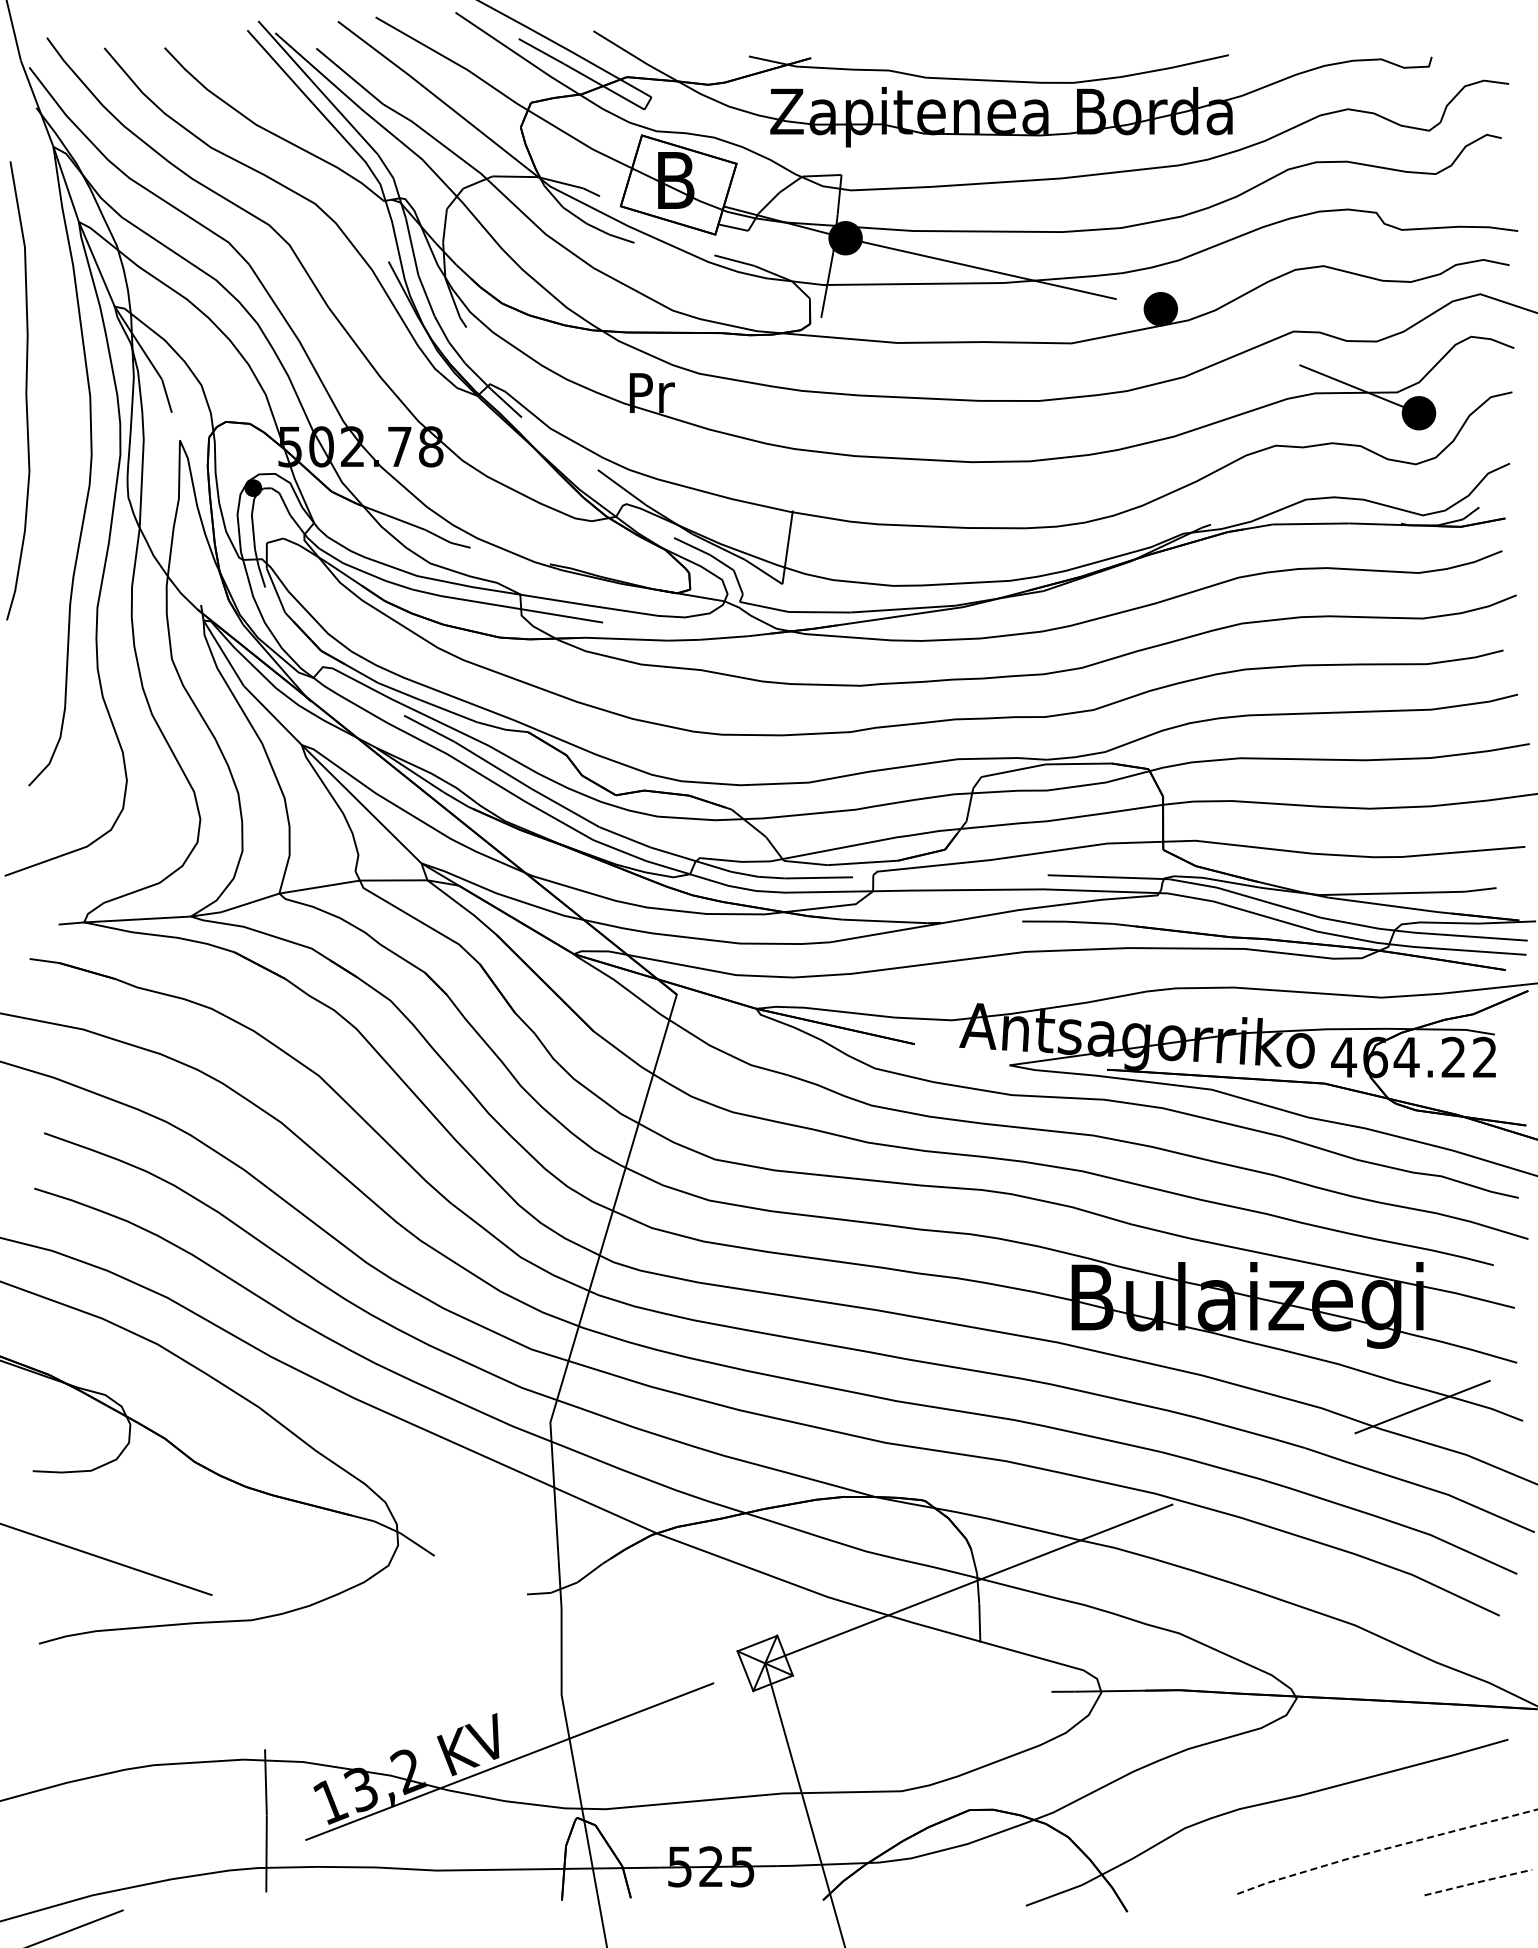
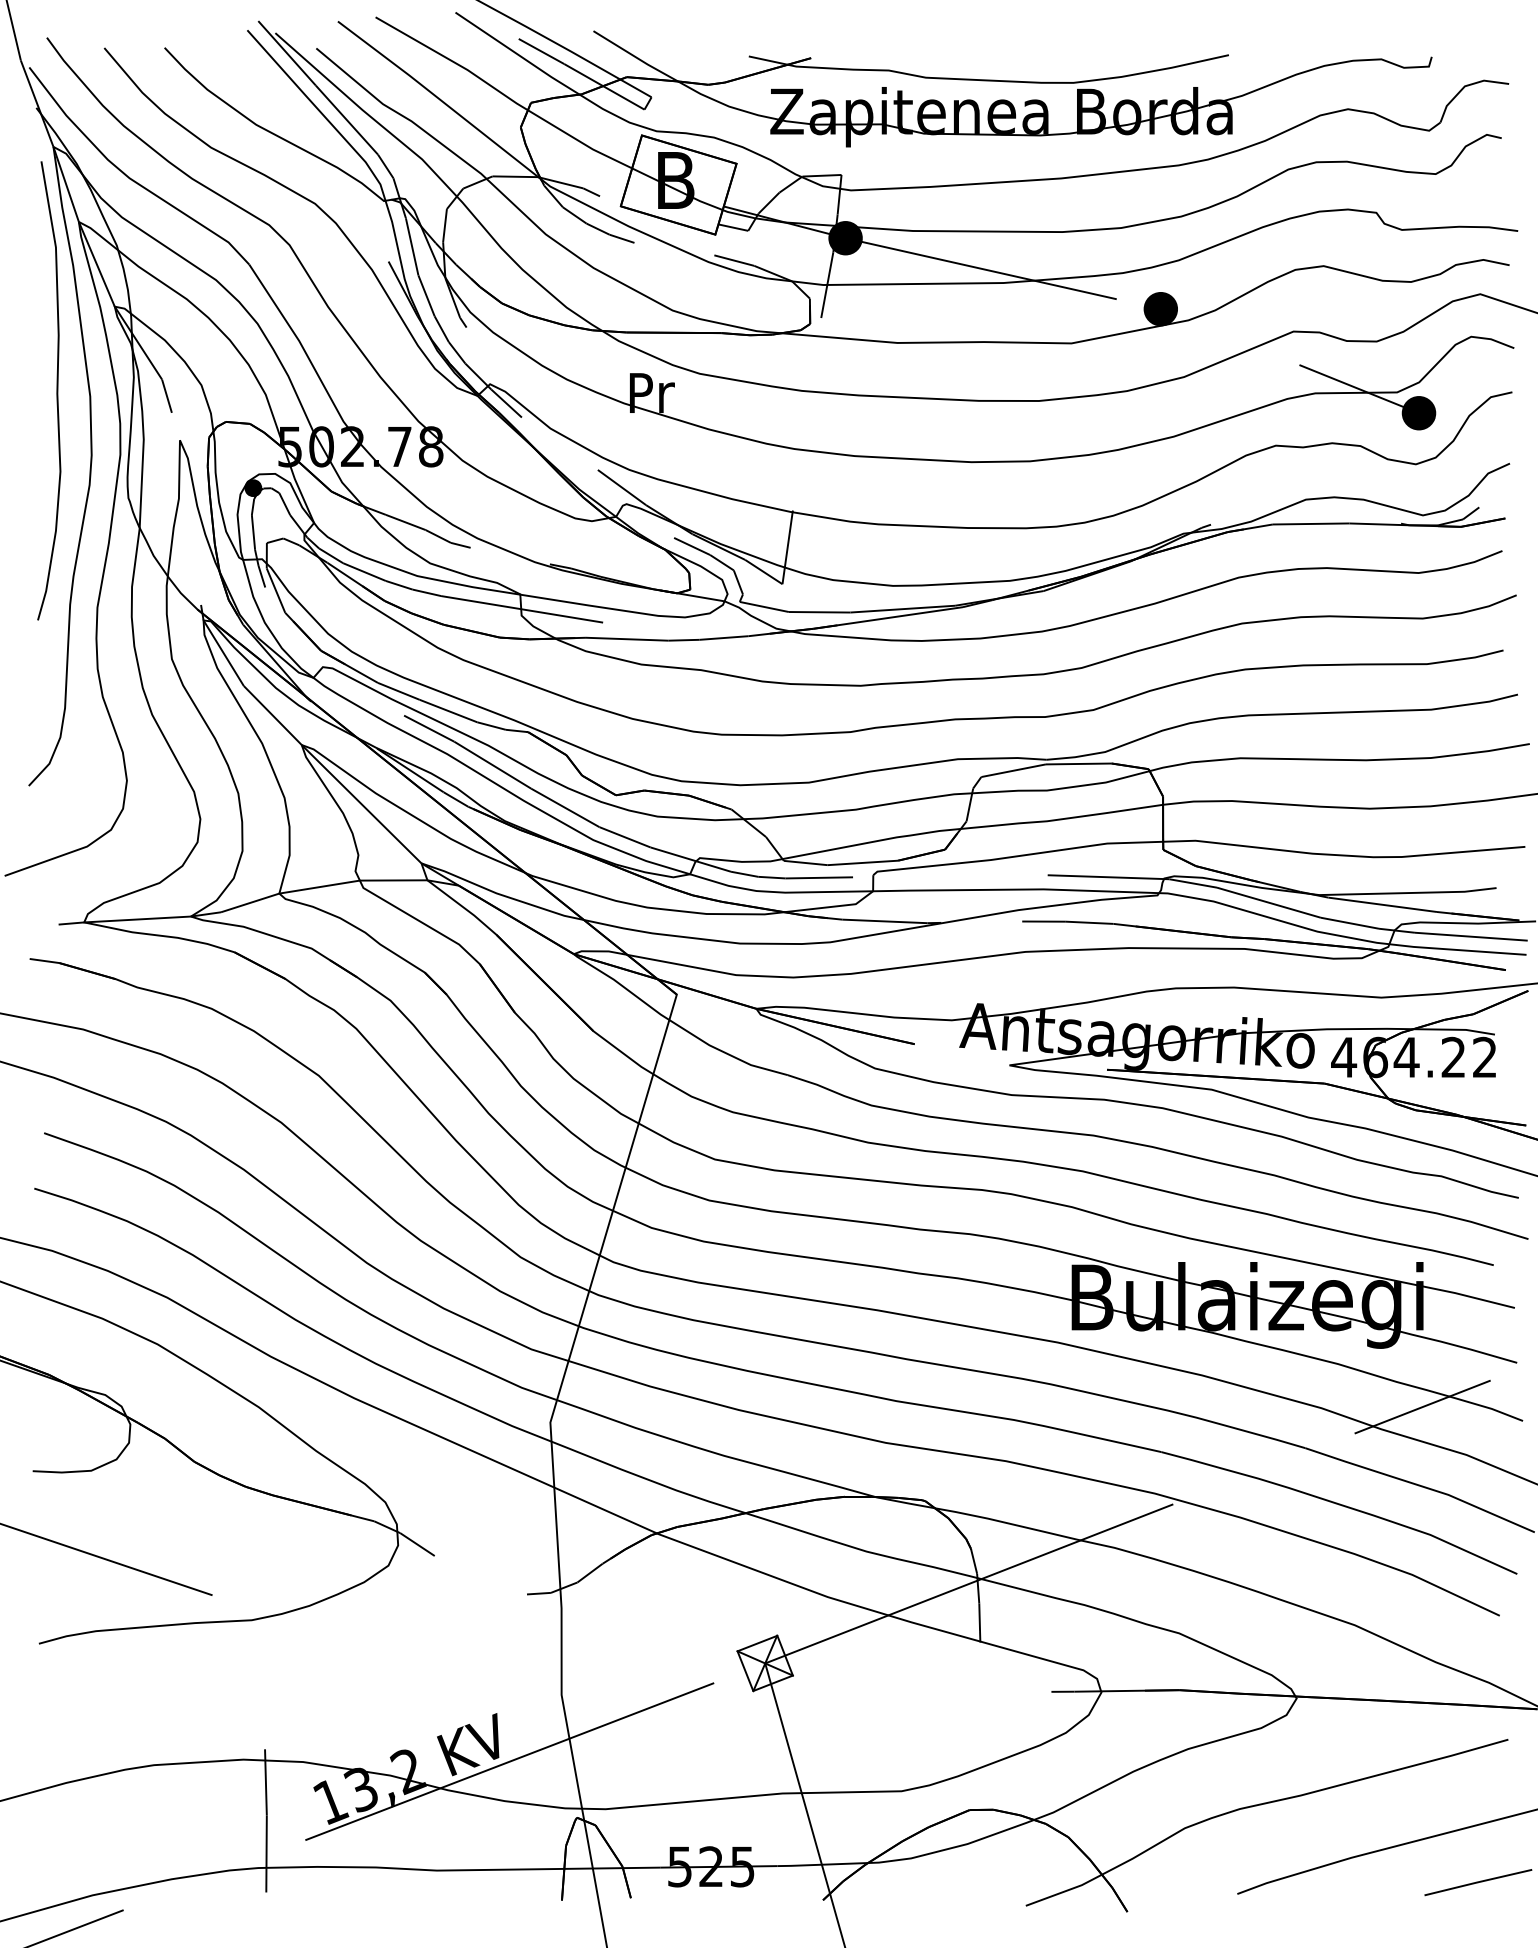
curve position: (25, 390) -> (56, 390) (56, 390)
line: dashed -> solid (1385, 1849)
line: dashed -> solid (1477, 1882)
